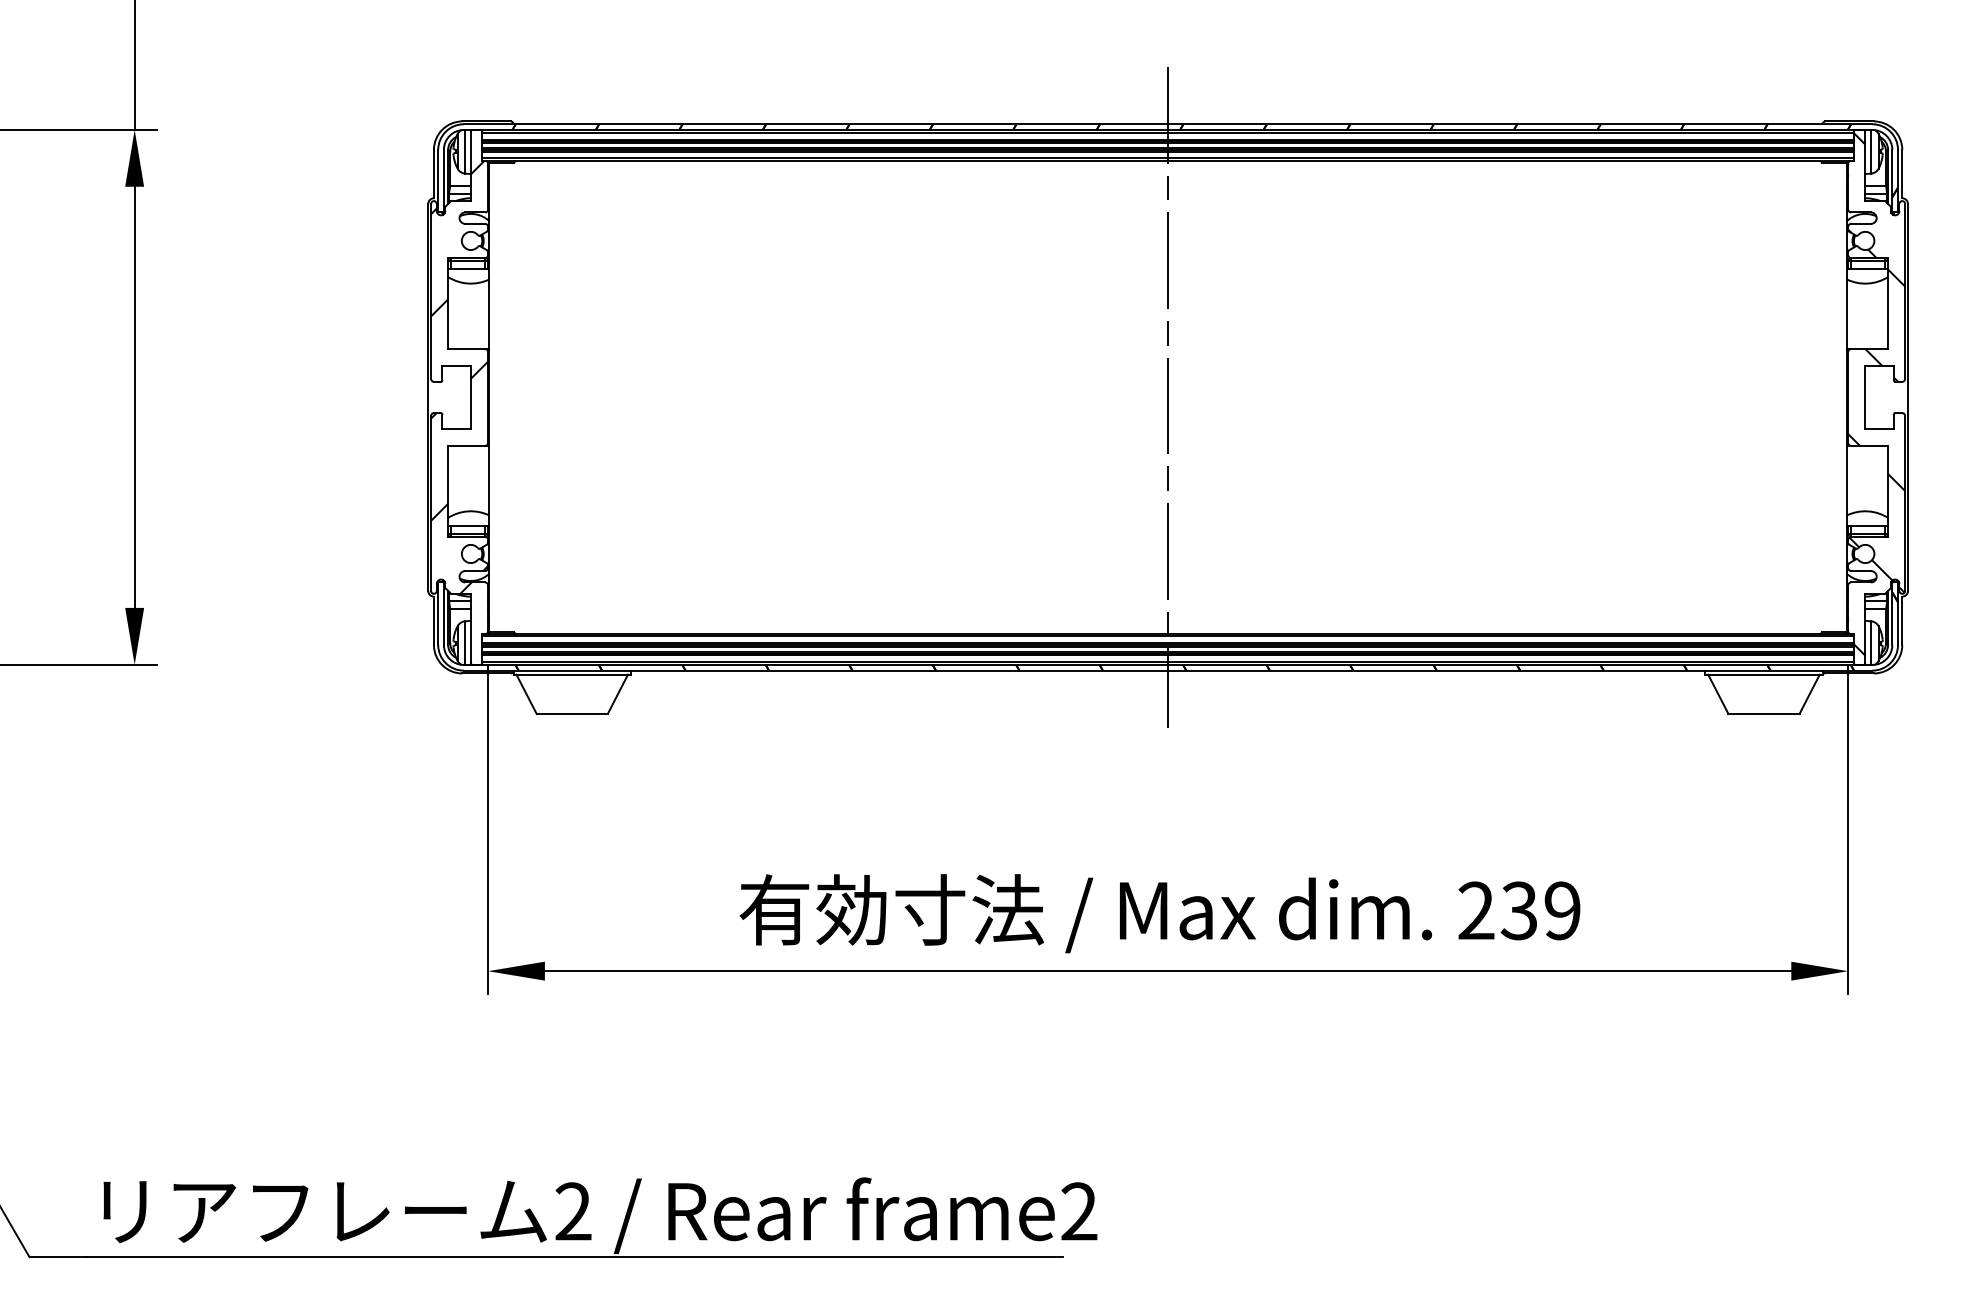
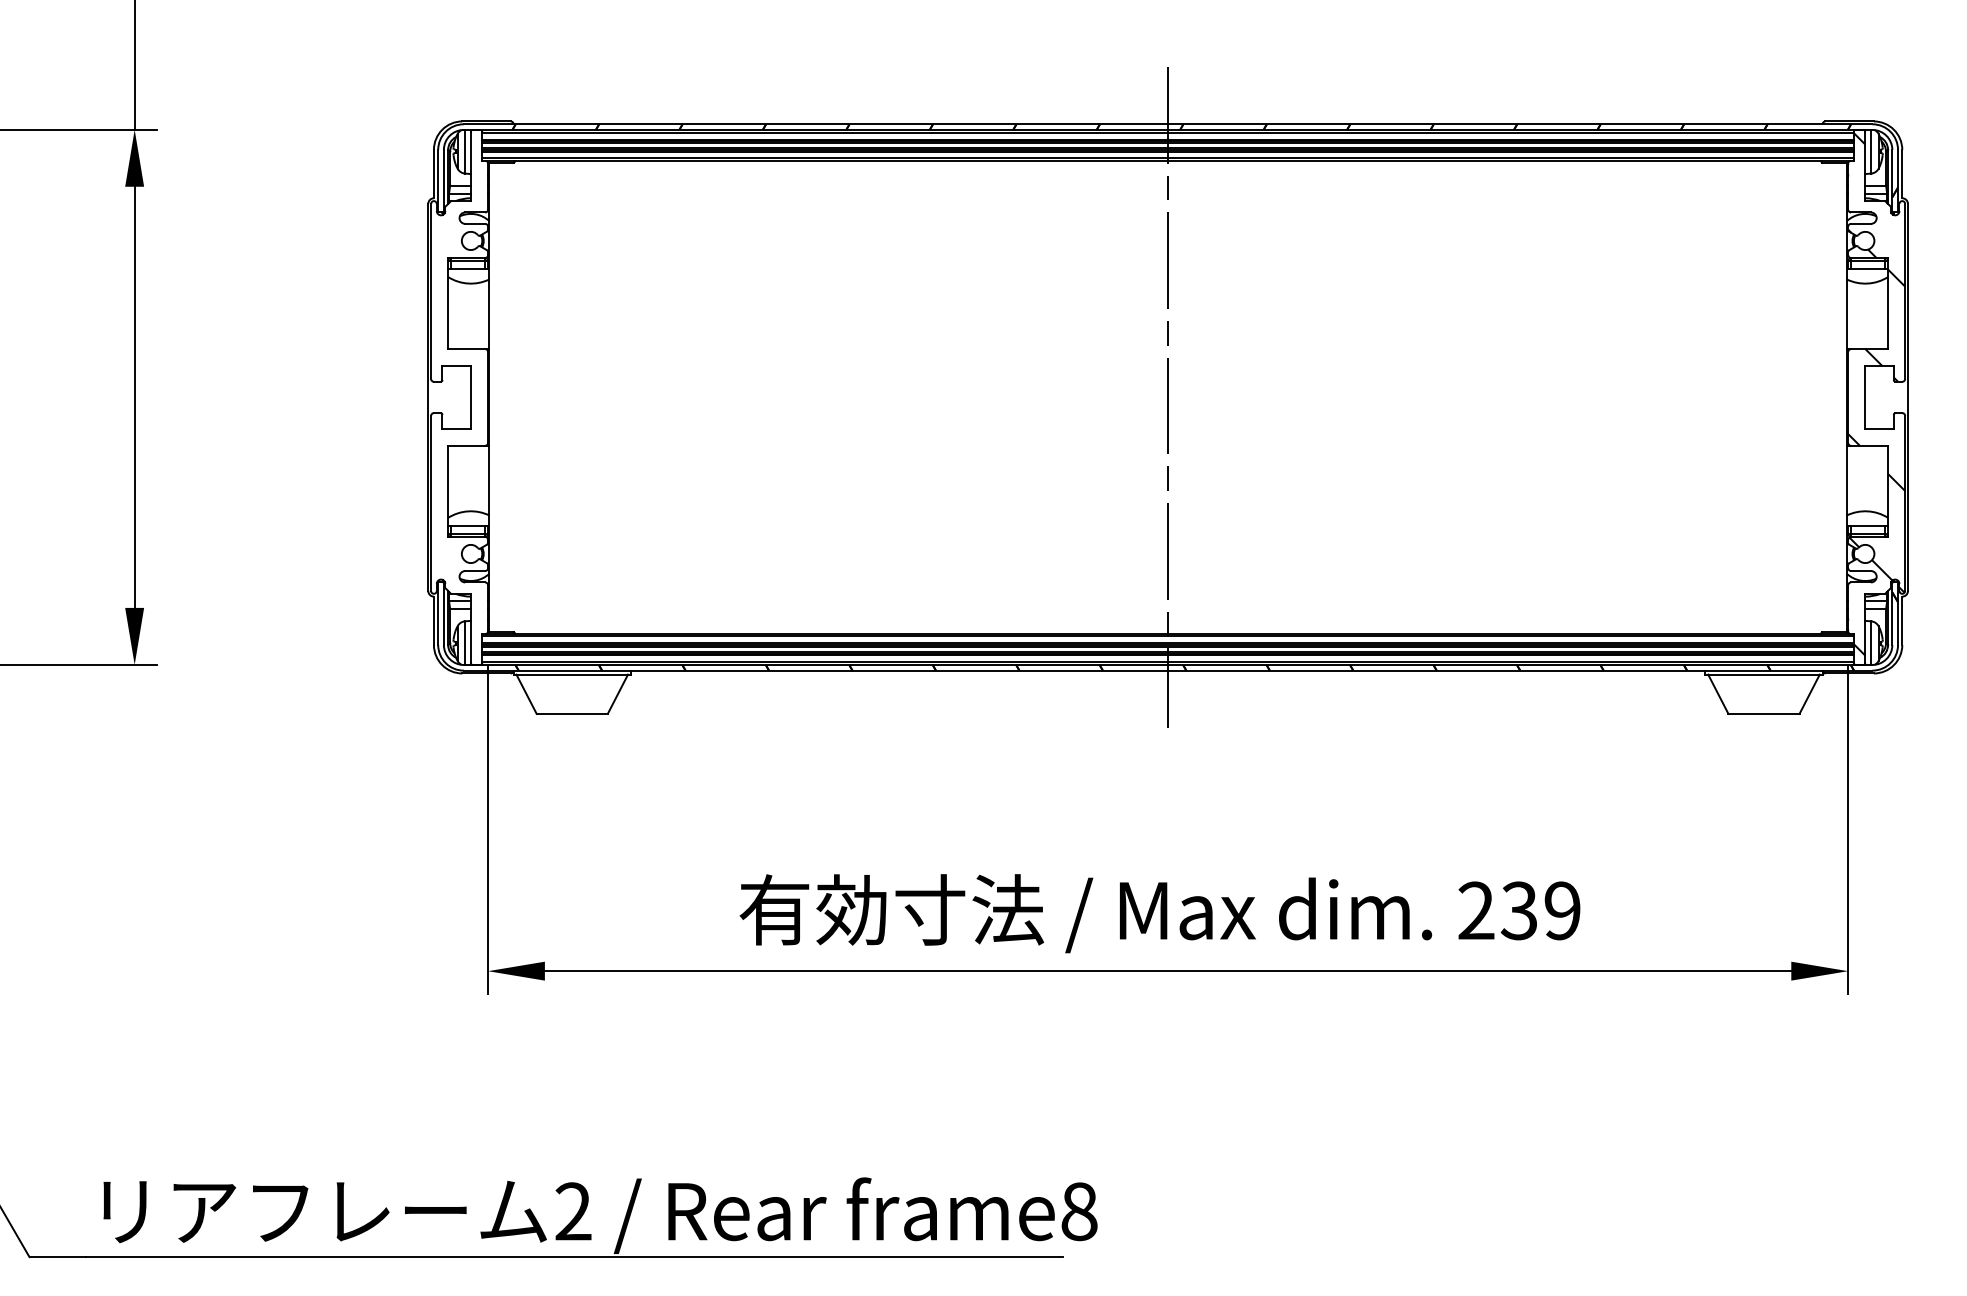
hatch: present -> none (459, 377)
text: frame2 -> frame8 (1079, 1211)
